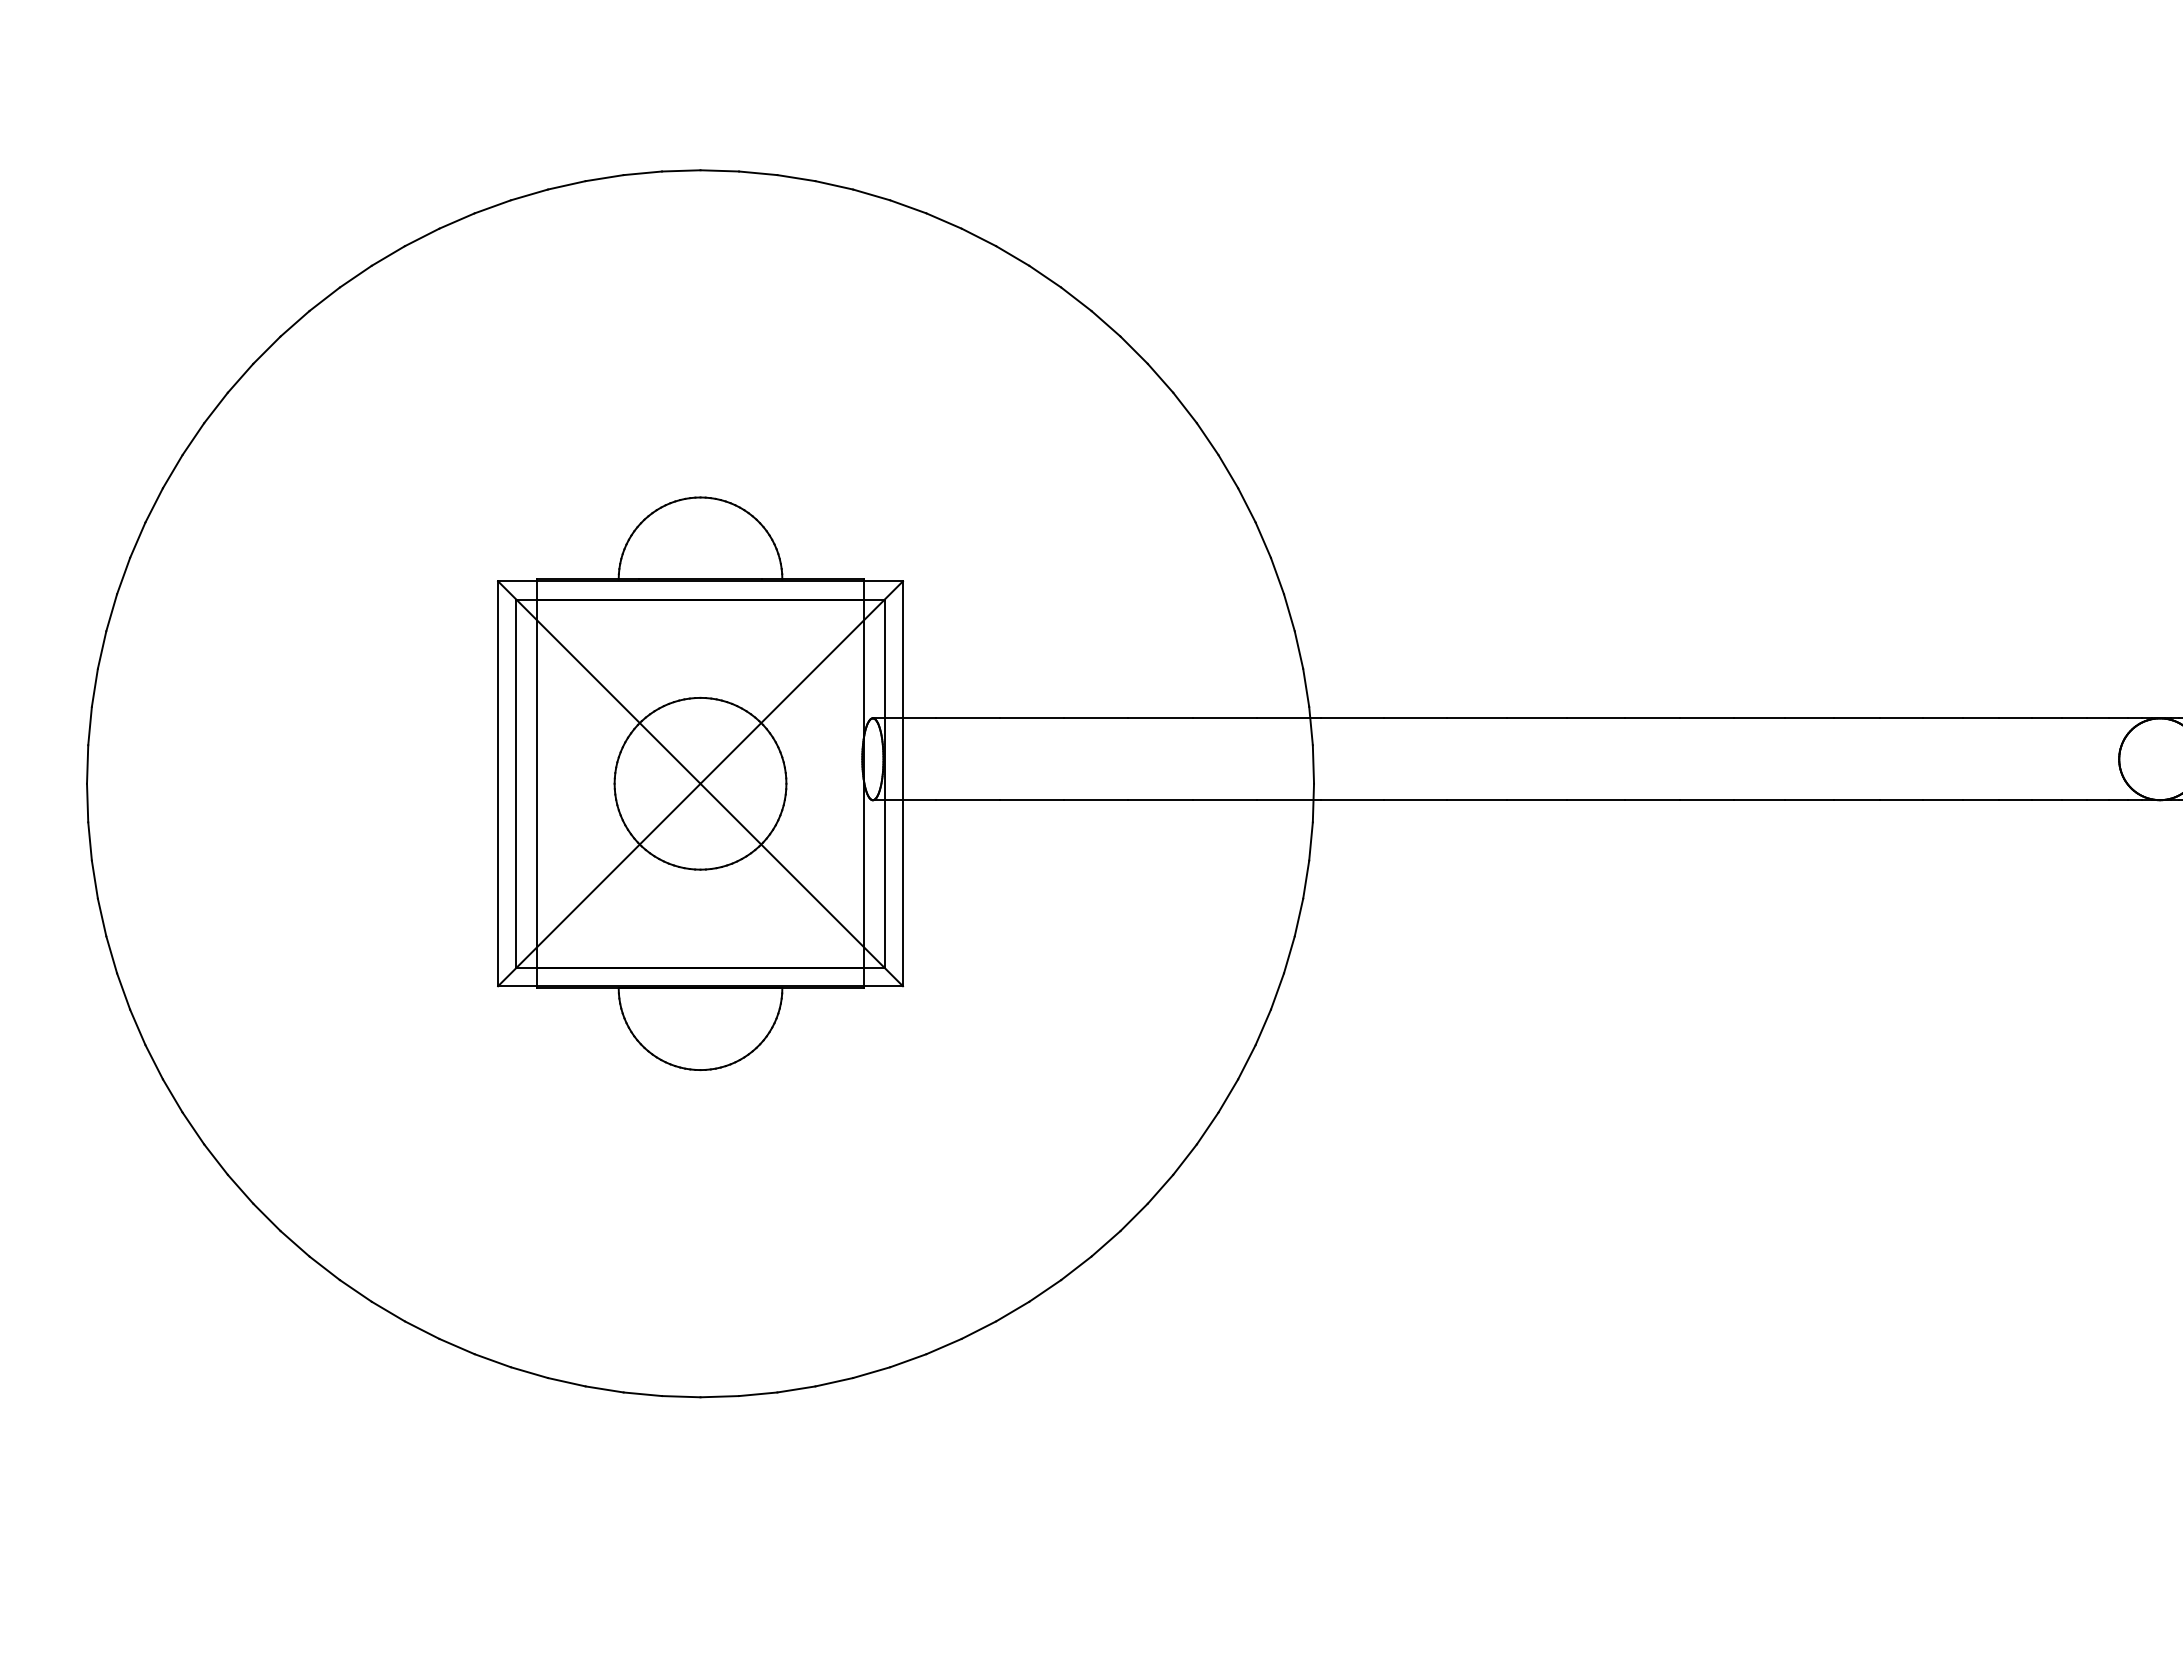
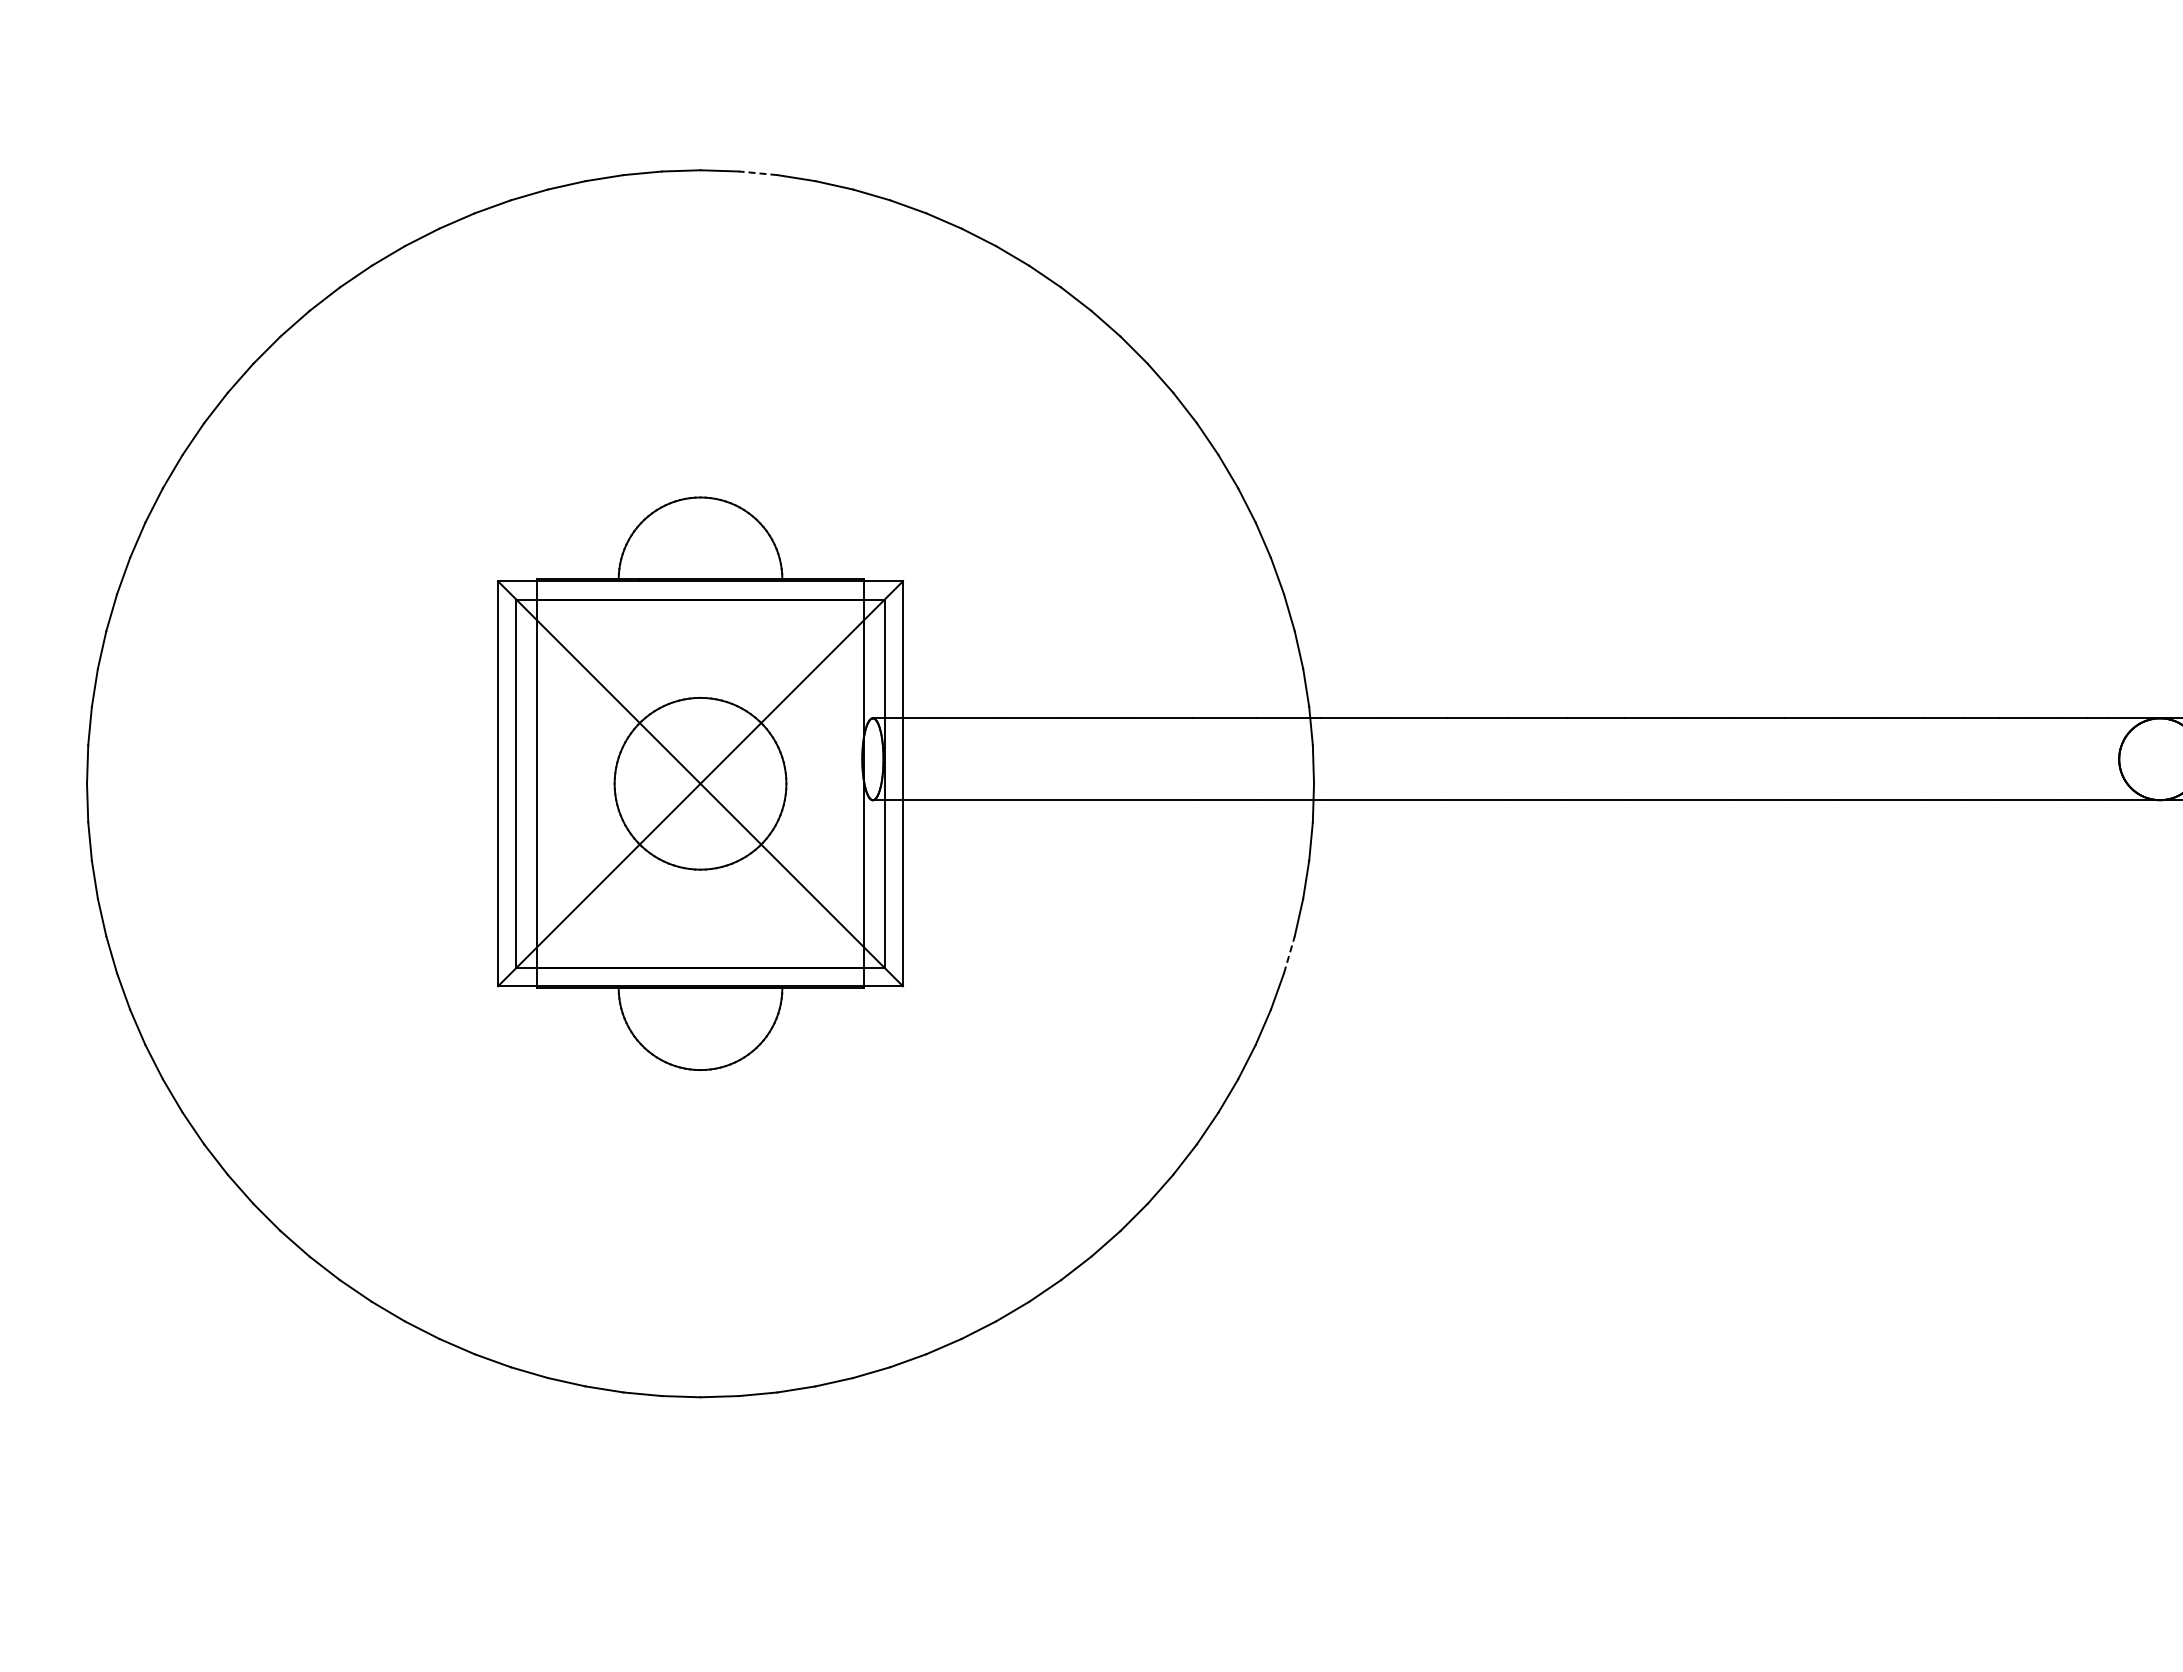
line: solid -> dashed (757, 173)
line: solid -> dashed (1289, 954)
